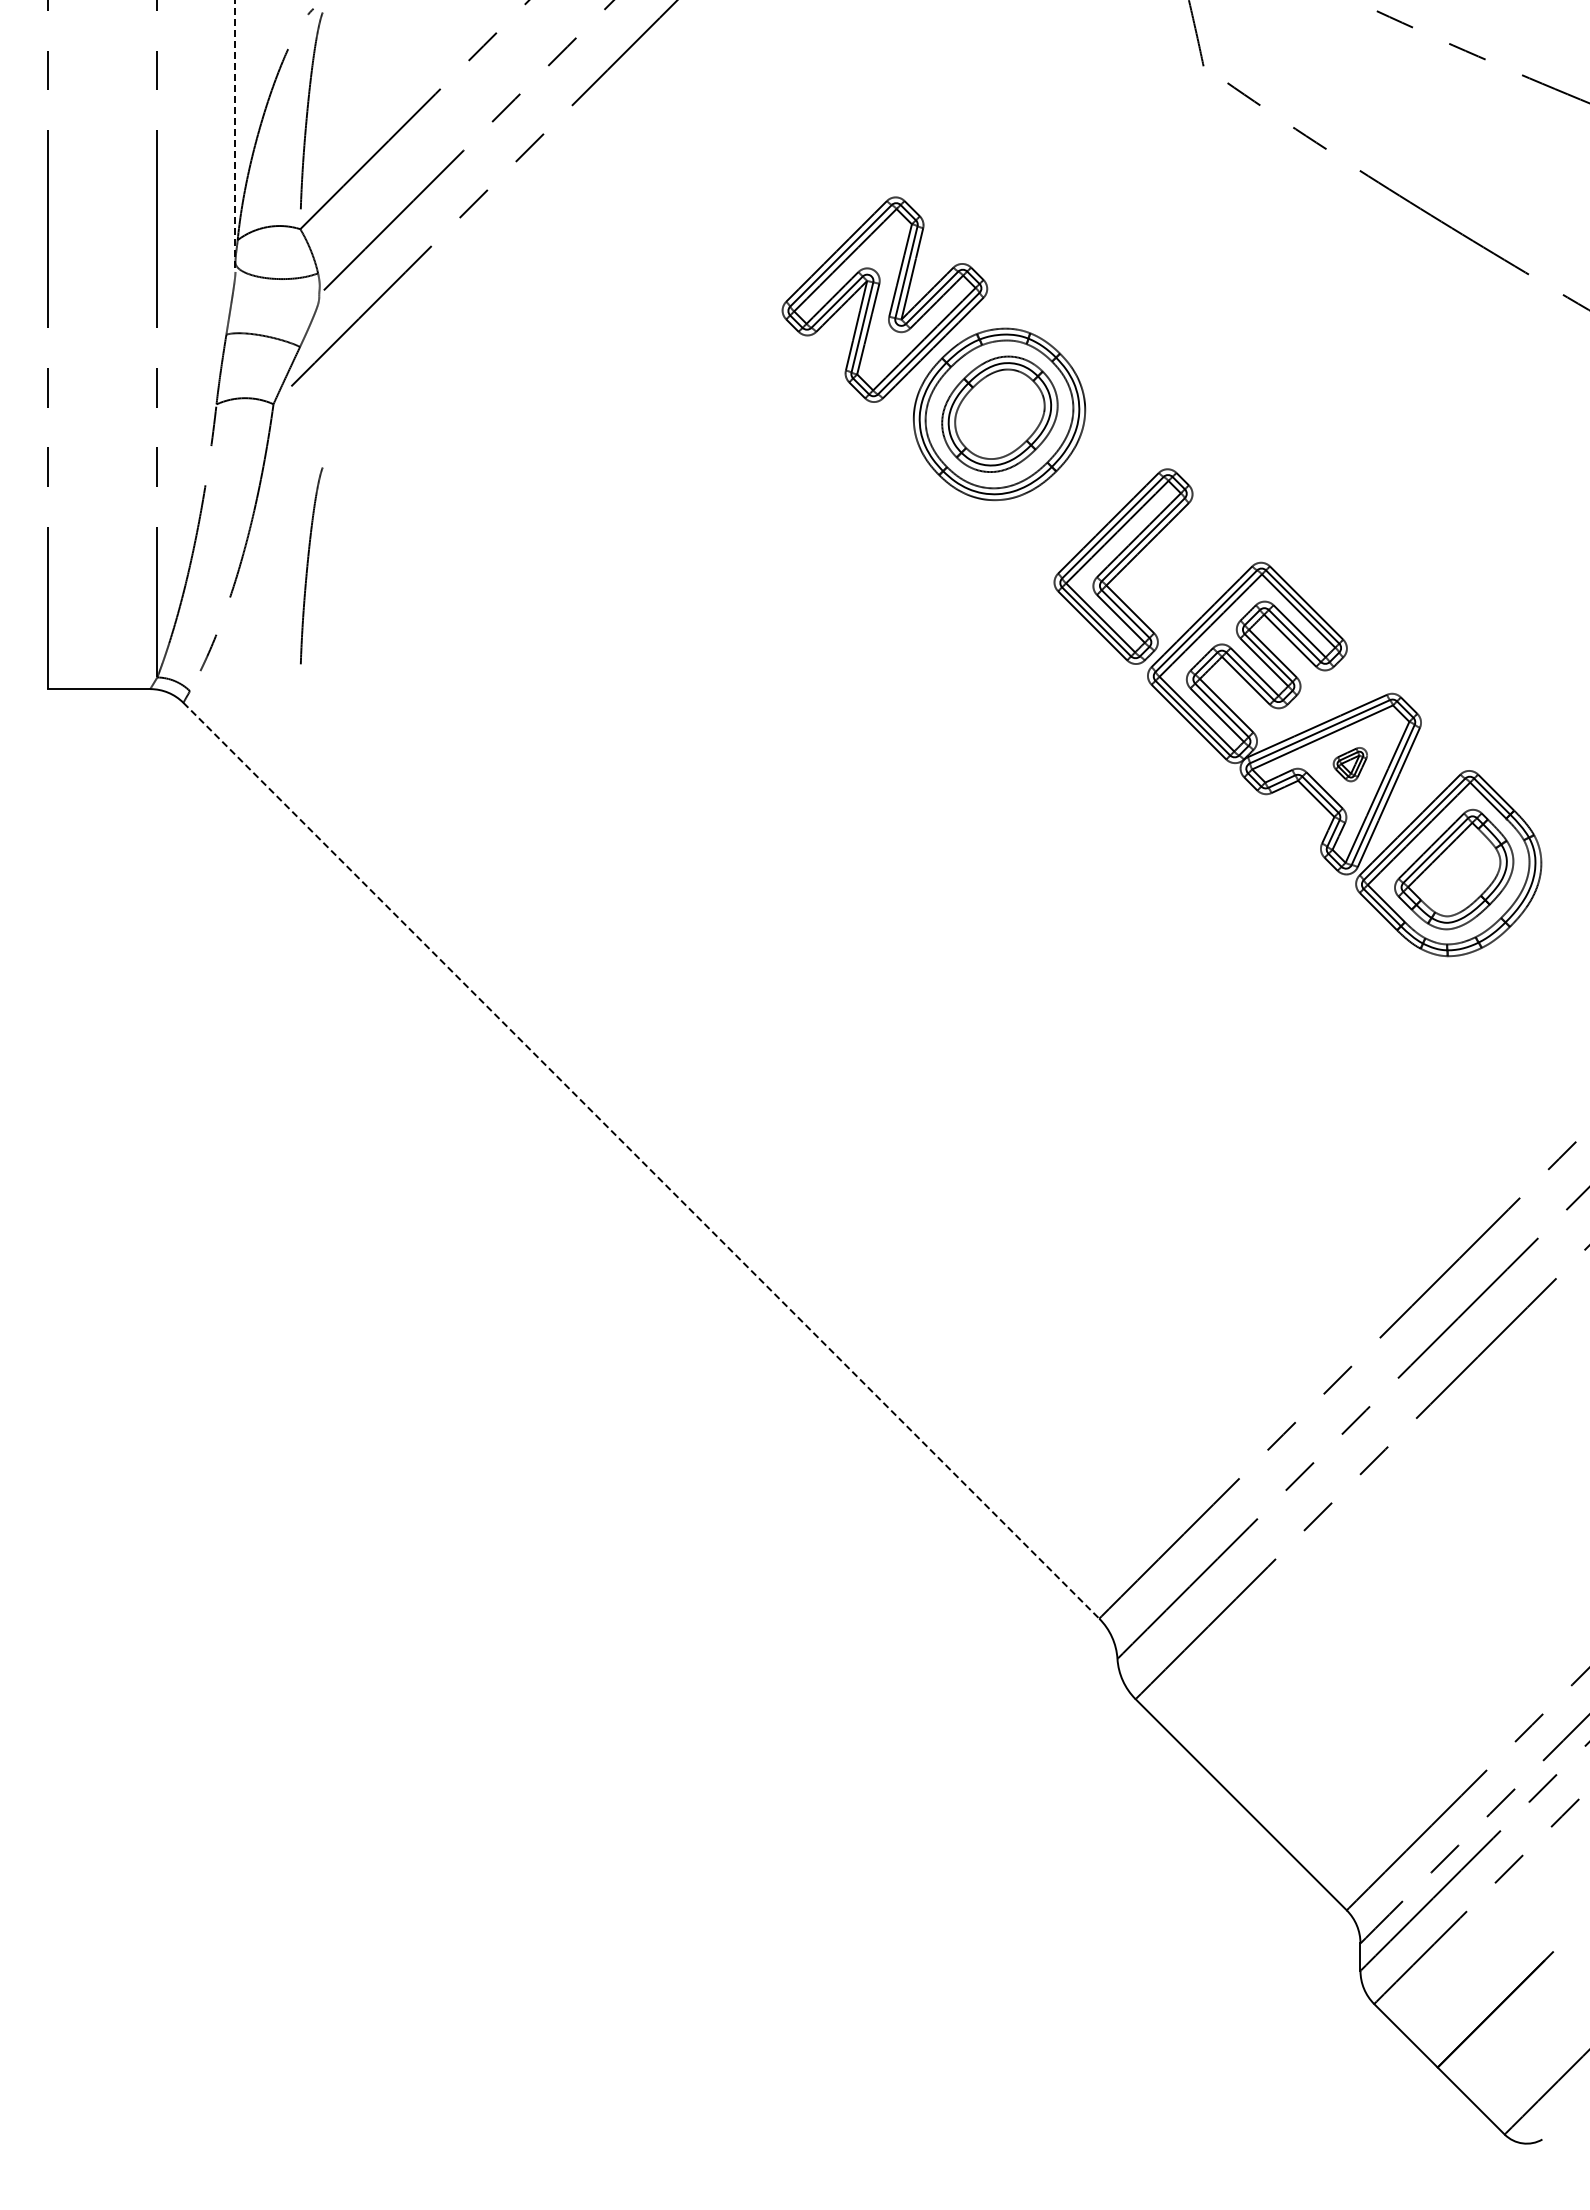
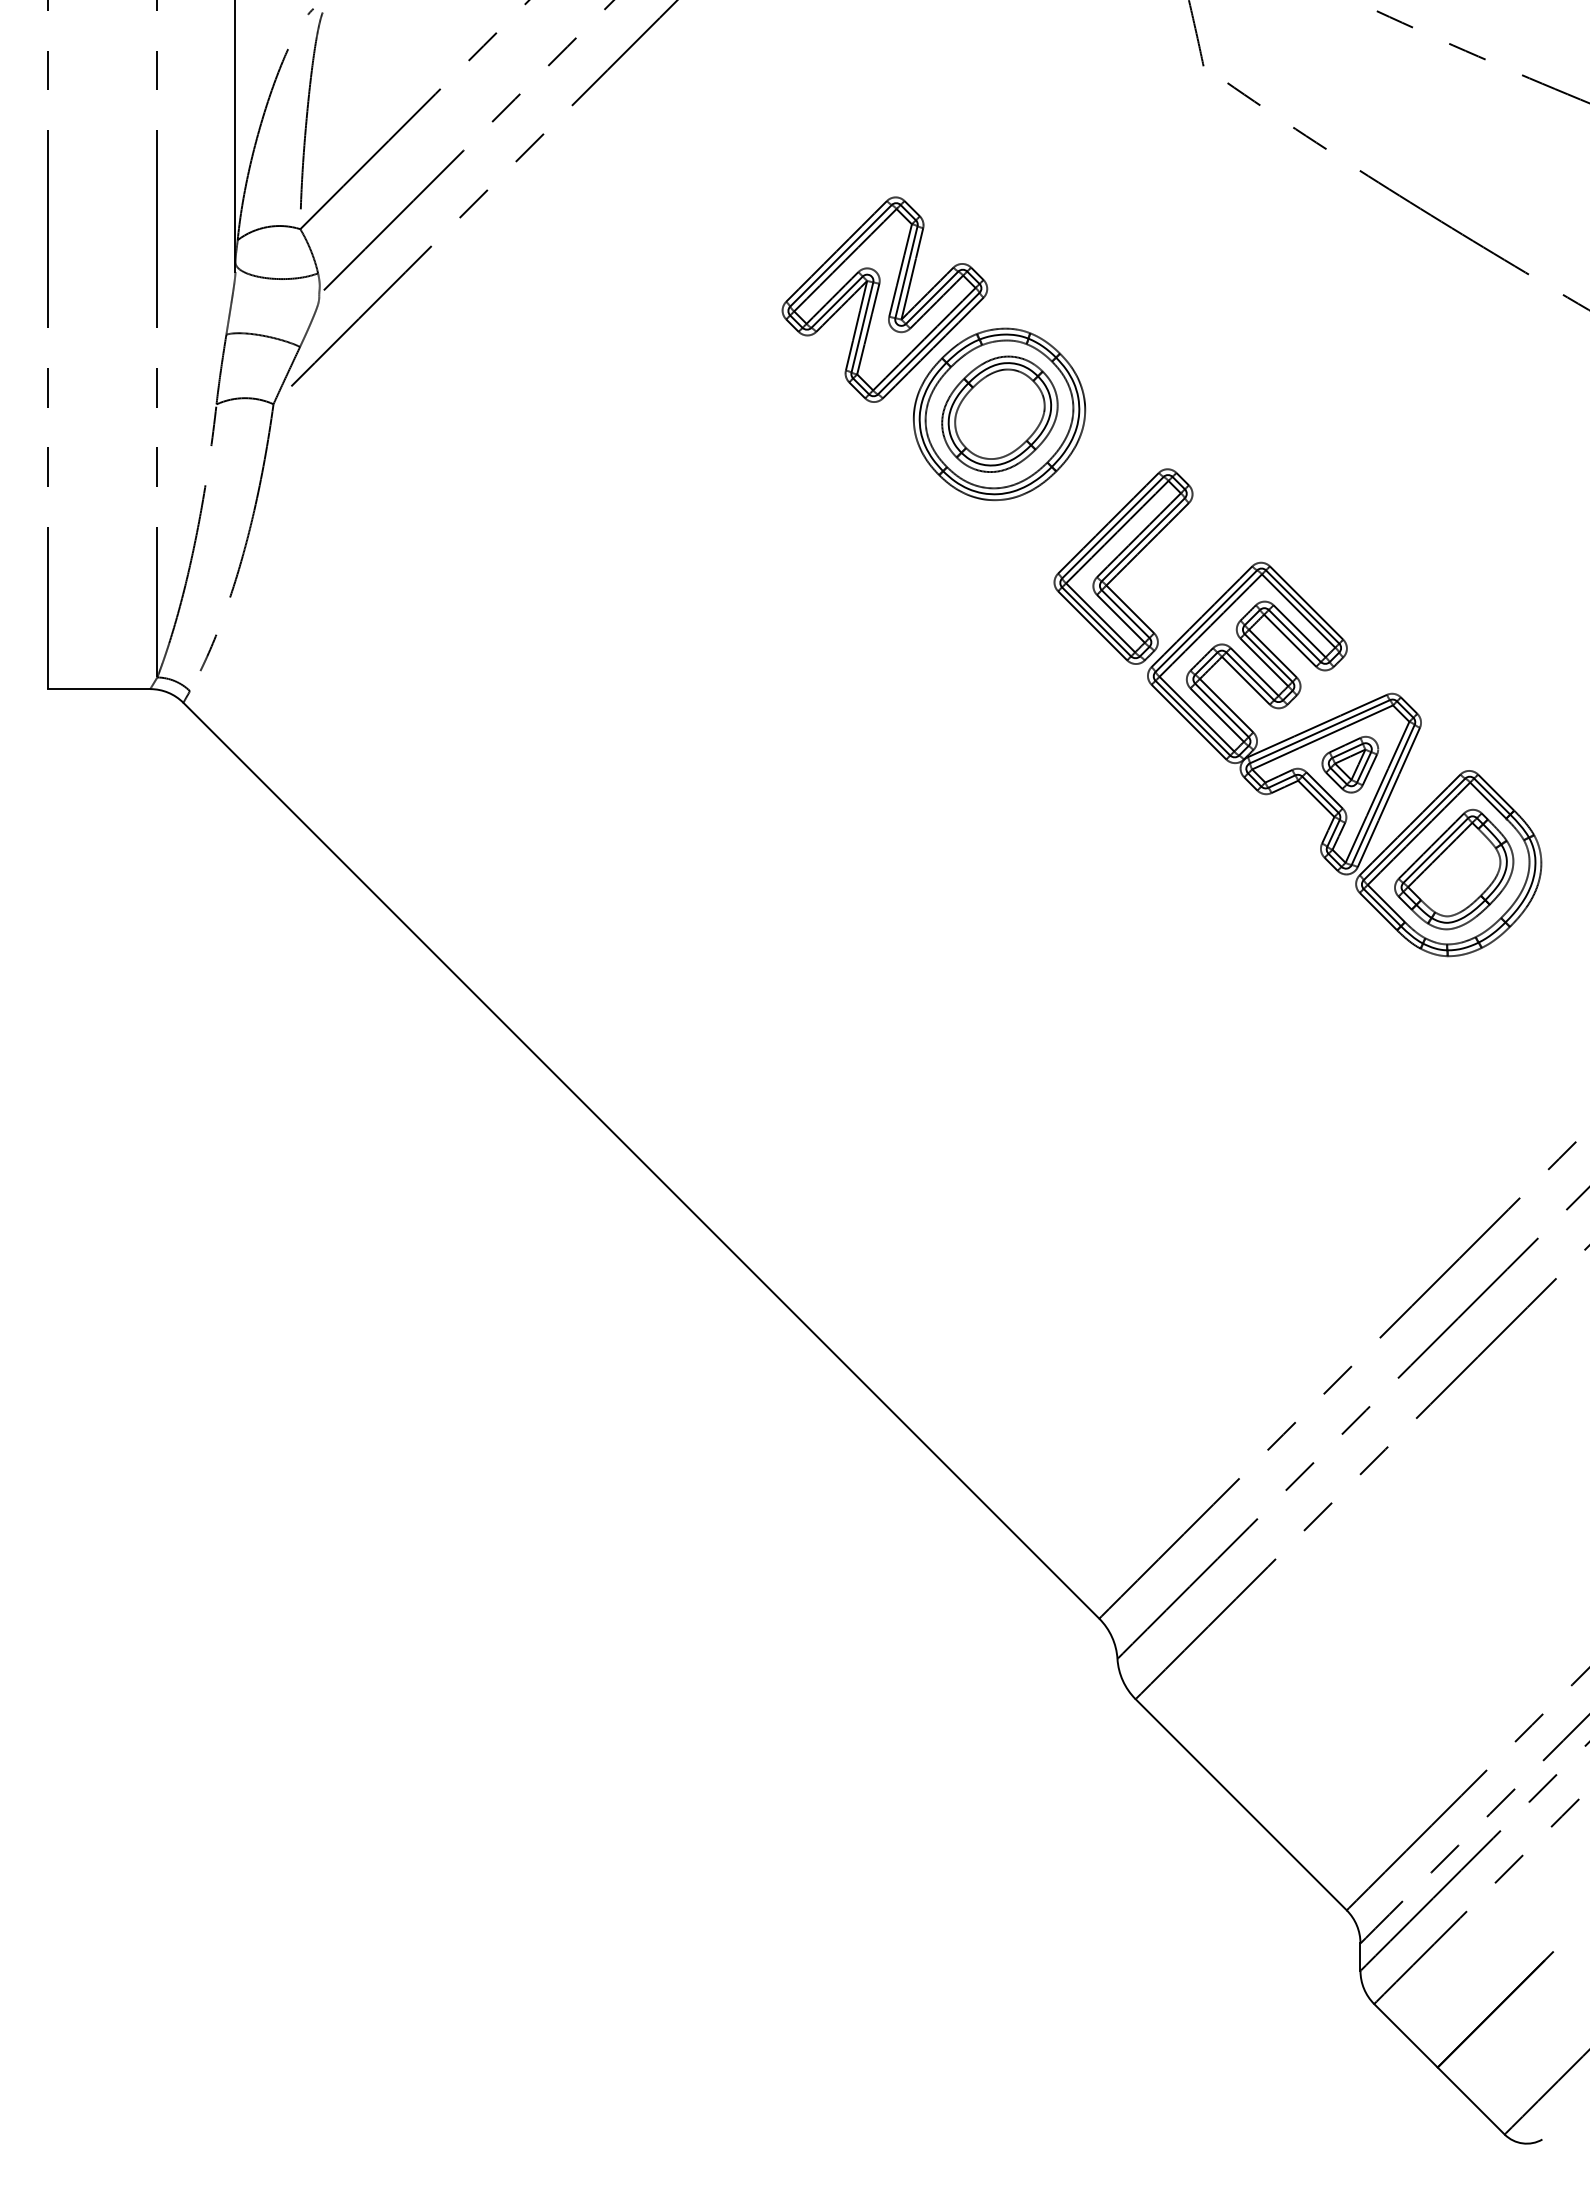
line: dashed -> solid (235, 136)
curve: present -> none (308, 565)
part size: 36x36 px -> 59x59 px (1350, 764)
line: dashed -> solid (641, 1160)
